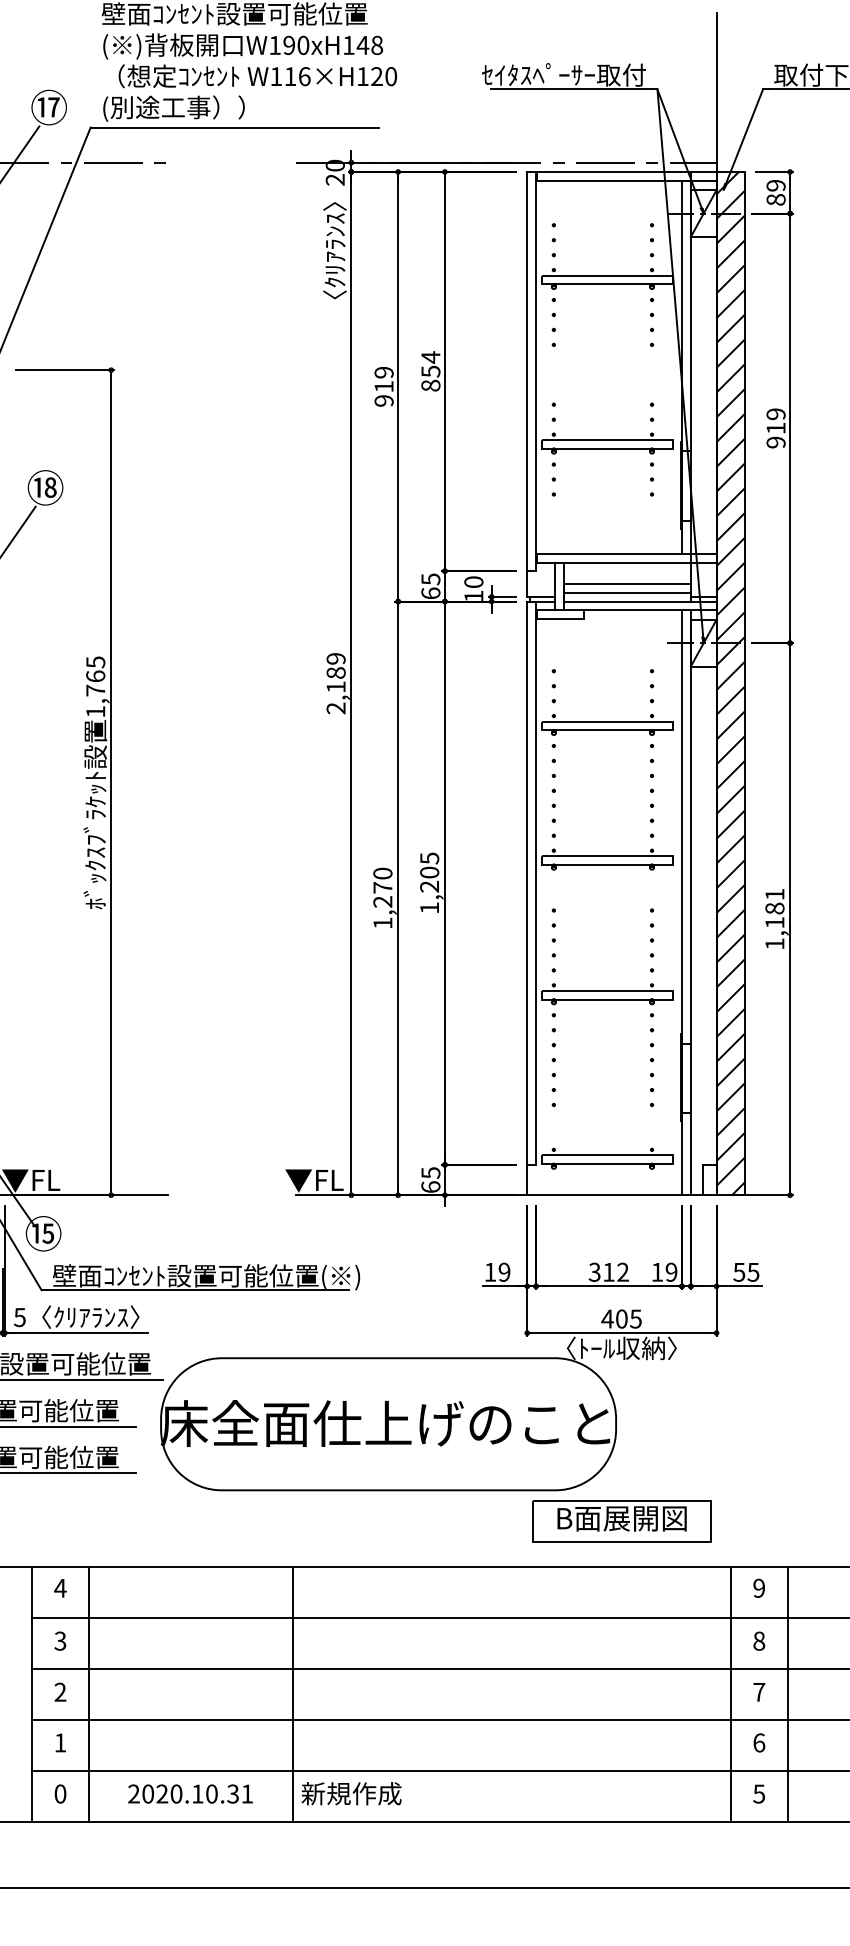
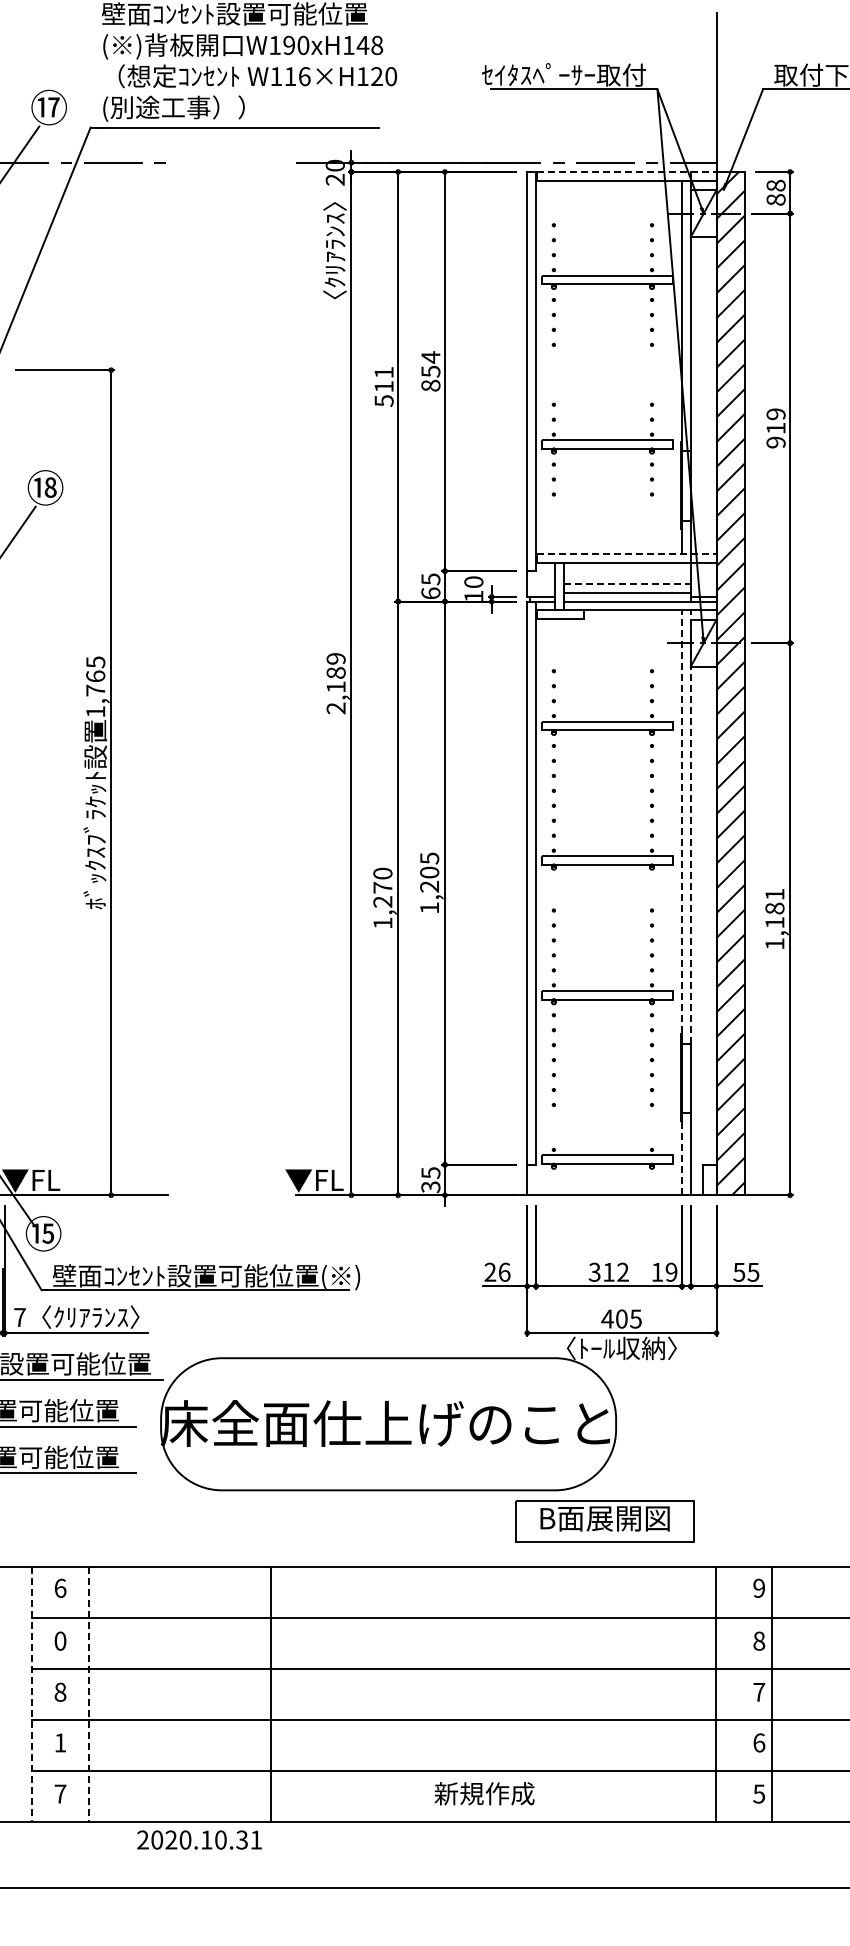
line: solid -> dashed (626, 171)
text: 89 -> 88 (775, 185)
text: 919 -> 511 (383, 387)
line: solid -> dashed (626, 553)
line: solid -> dashed (628, 583)
line: solid -> dashed (681, 827)
line: solid -> dashed (690, 827)
line: solid -> dashed (681, 1153)
text: 65 -> 35 (430, 1187)
text: 19 -> 26 (497, 1271)
text: 5 -> 7 (19, 1317)
part position: (621, 1521) -> (604, 1521) (604, 1521)
text: 4 -> 6 (60, 1587)
text: 3 -> 0 (60, 1640)
text: 2 -> 8 (60, 1691)
line position: (292, 1694) -> (270, 1694) (270, 1694)
line position: (731, 1694) -> (716, 1694) (716, 1694)
line position: (787, 1694) -> (771, 1694) (771, 1694)
line: solid -> dashed (32, 1695)
line: solid -> dashed (88, 1695)
text: 0 -> 7 (60, 1793)
text position: (190, 1793) -> (199, 1839) (199, 1839)
text position: (351, 1793) -> (484, 1793) (484, 1793)
